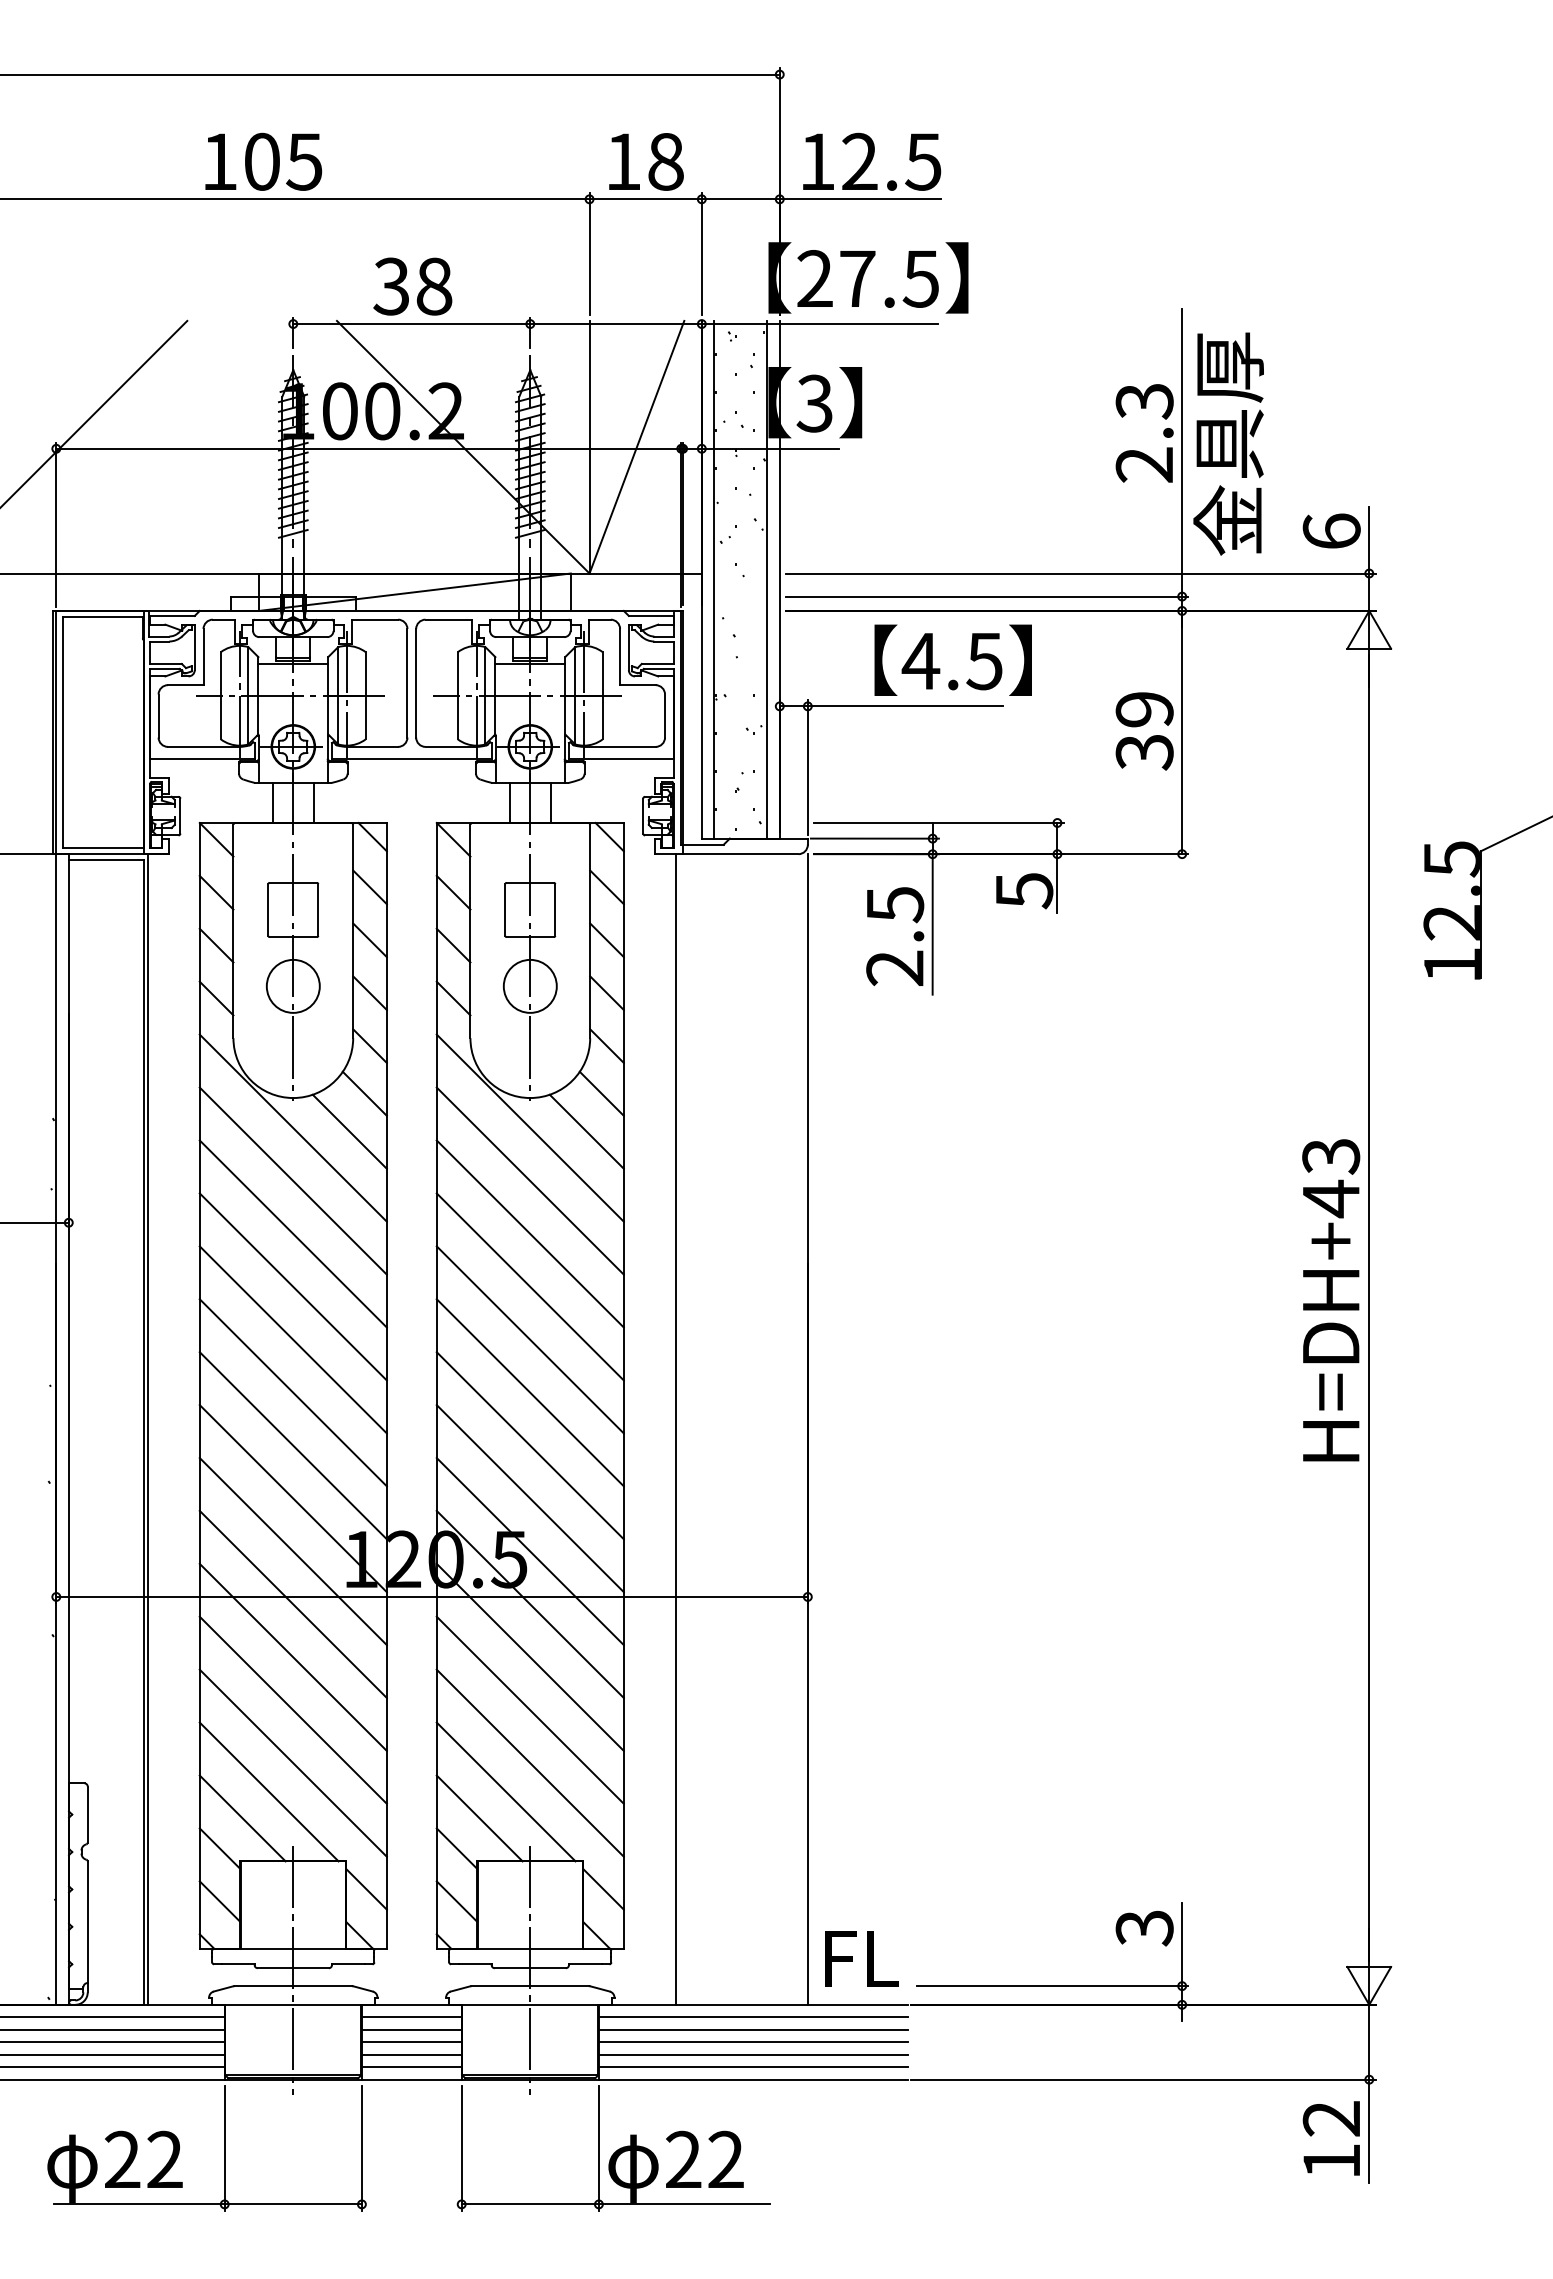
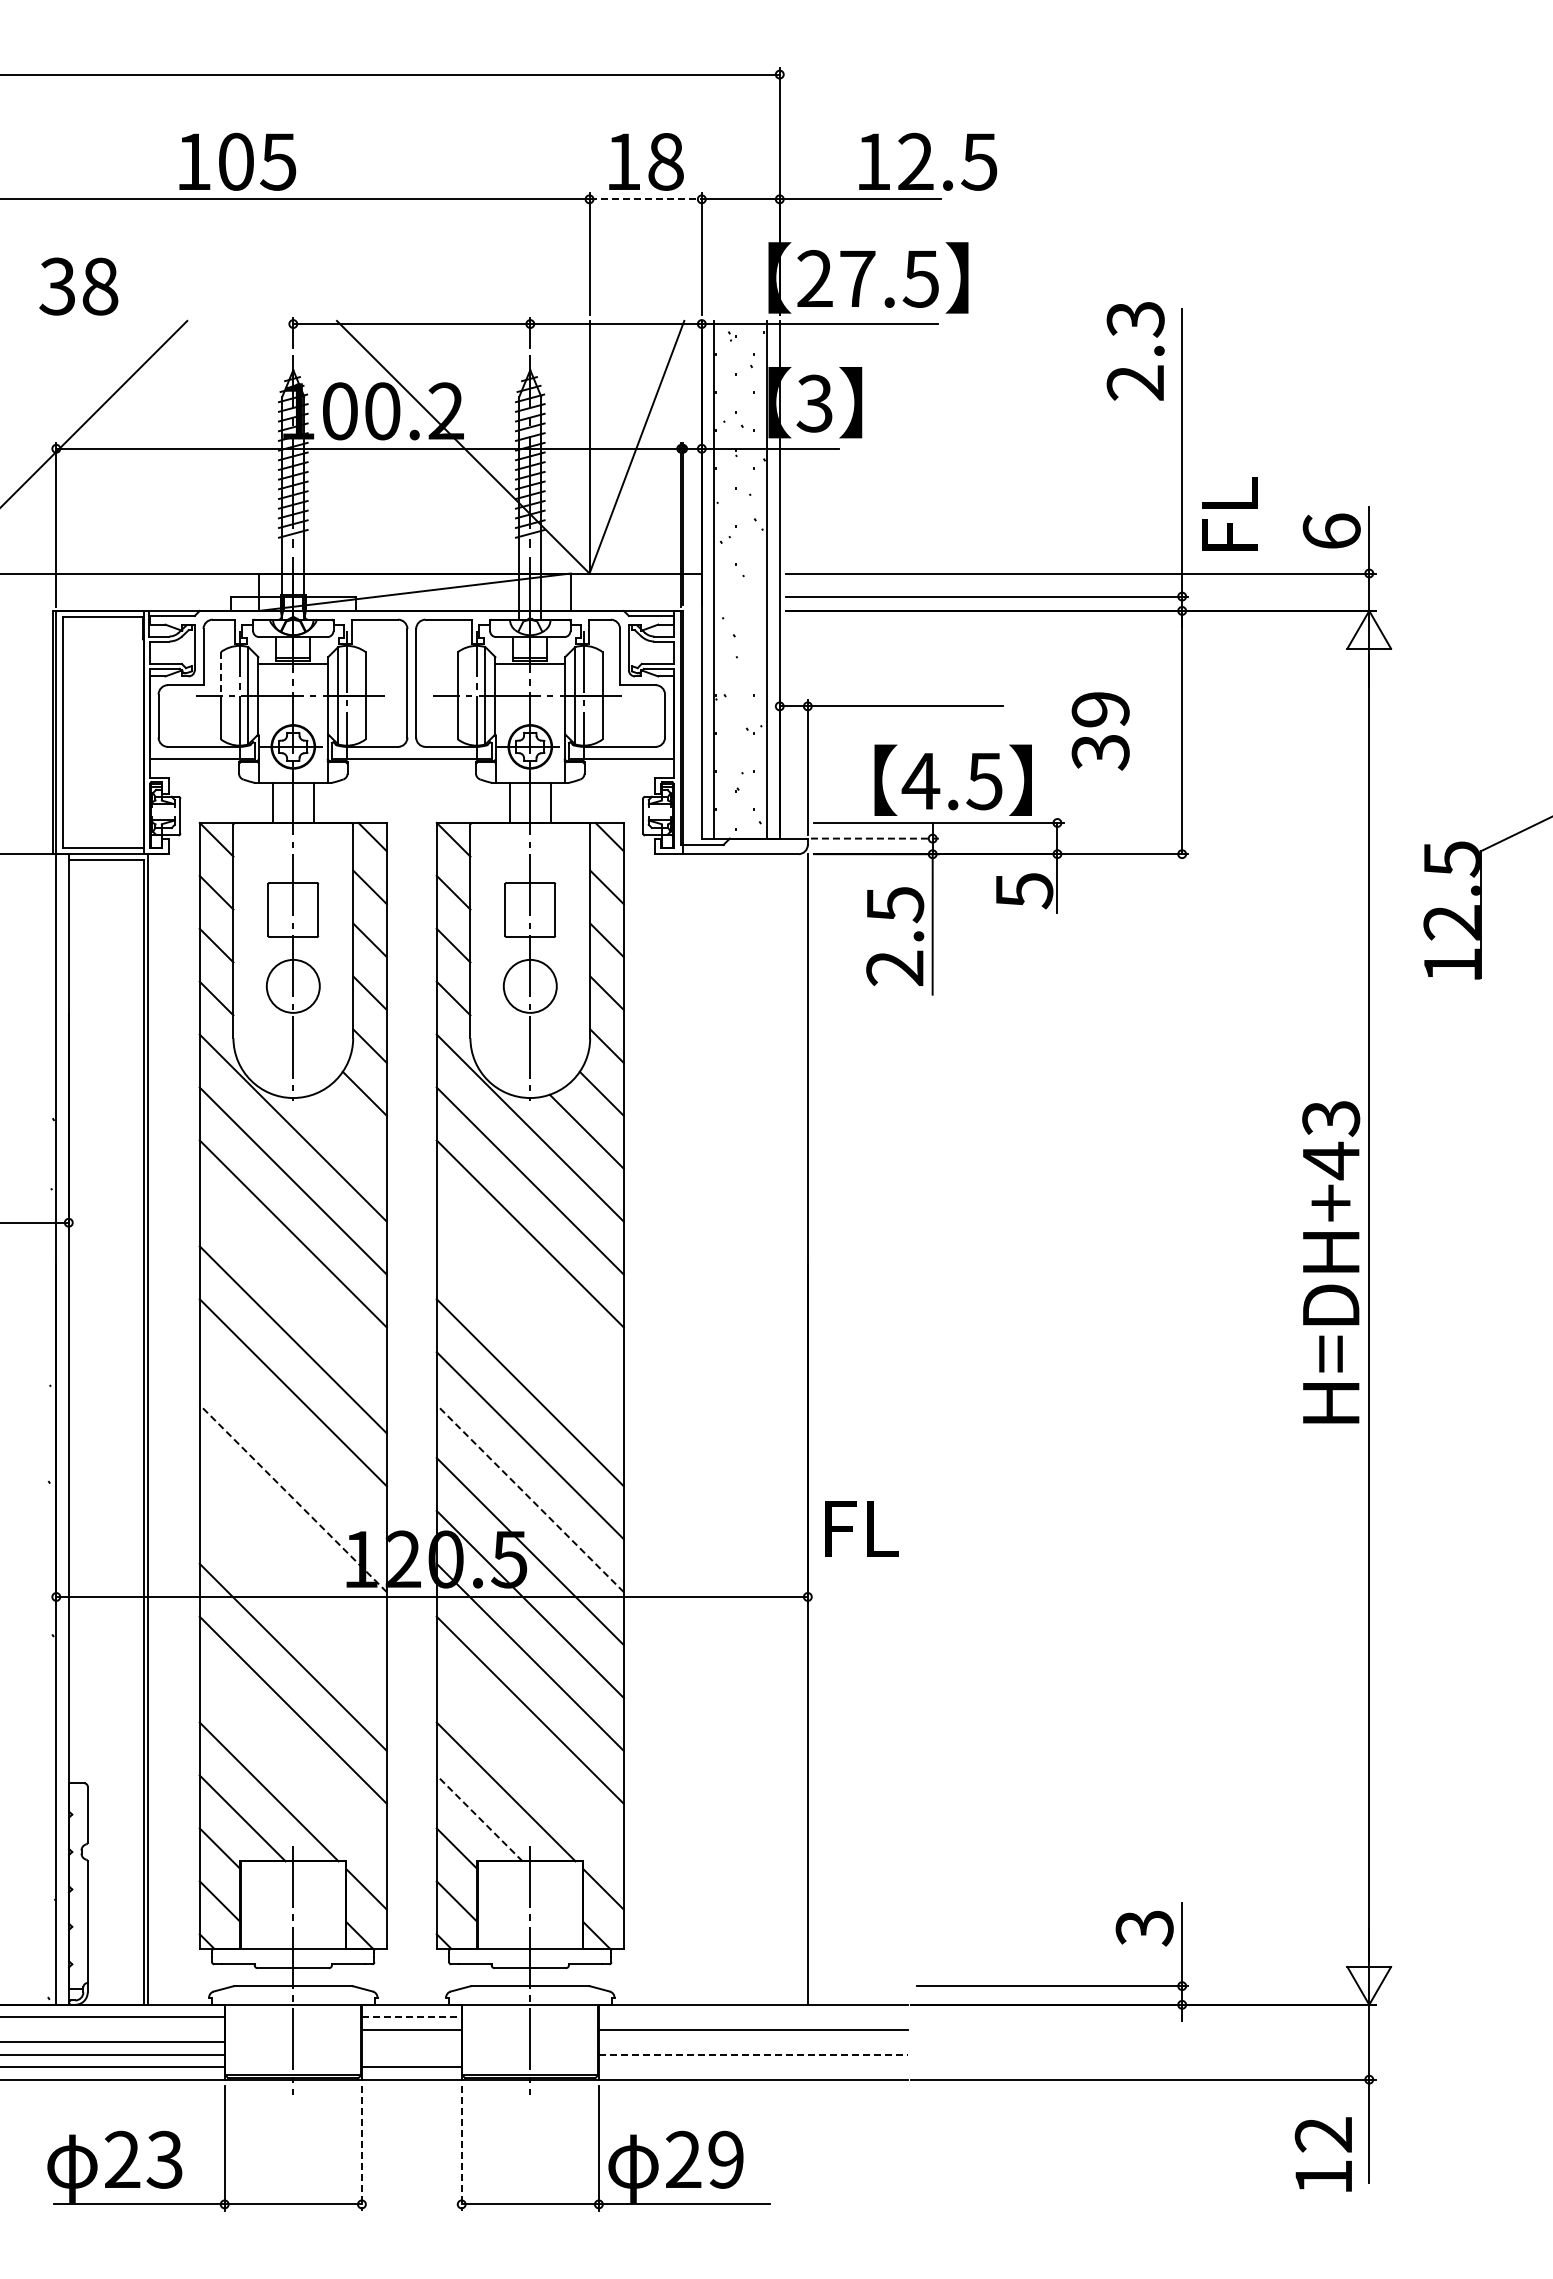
text position: (263, 161) -> (237, 161) (237, 161)
text position: (872, 161) -> (928, 161) (928, 161)
line: solid -> dashed (646, 199)
text position: (412, 286) -> (78, 286) (78, 286)
text position: (1144, 433) -> (1135, 351) (1135, 351)
text: 金具厚 -> FL (1228, 443)
text position: (952, 659) -> (952, 779) (952, 779)
line: solid -> dashed (220, 673)
text position: (1144, 731) -> (1100, 731) (1100, 731)
line: solid -> dashed (874, 838)
line: present -> none (349, 1131)
line: present -> none (292, 1286)
line: present -> none (529, 1286)
text position: (1331, 1300) -> (1331, 1262) (1331, 1262)
line: present -> none (529, 1339)
line: present -> none (675, 1429)
line: present -> none (292, 1445)
line: solid -> dashed (292, 1498)
line: solid -> dashed (529, 1498)
line: present -> none (292, 1551)
line: present -> none (292, 1604)
line: present -> none (292, 1762)
line: present -> none (529, 1762)
line: solid -> dashed (479, 1818)
text position: (861, 1958) -> (861, 1528) (861, 1528)
line: solid -> dashed (411, 2017)
line: present -> none (752, 2017)
line: present -> none (113, 2029)
line: present -> none (411, 2042)
line: present -> none (752, 2042)
line: present -> none (411, 2054)
line: solid -> dashed (753, 2054)
line: present -> none (752, 2067)
text position: (1330, 2138) -> (1322, 2154) (1322, 2154)
line: solid -> dashed (361, 2148)
line: solid -> dashed (461, 2148)
text: 22 -> 23 (164, 2159)
text: 22 -> 29 (725, 2159)
